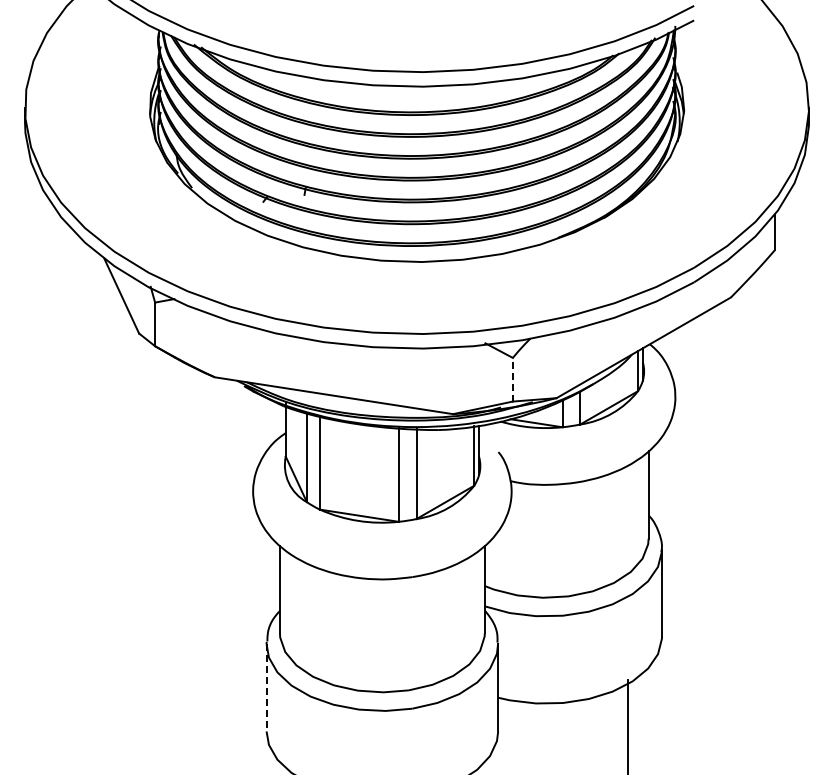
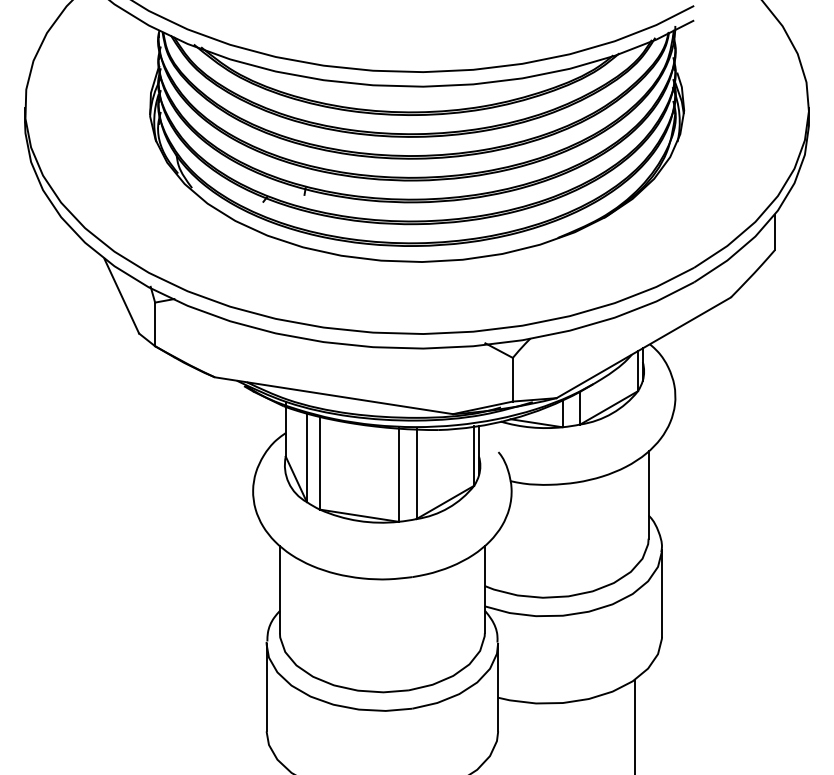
line: dashed -> solid (512, 379)
line: dashed -> solid (266, 687)
line position: (628, 725) -> (635, 725) (635, 725)
